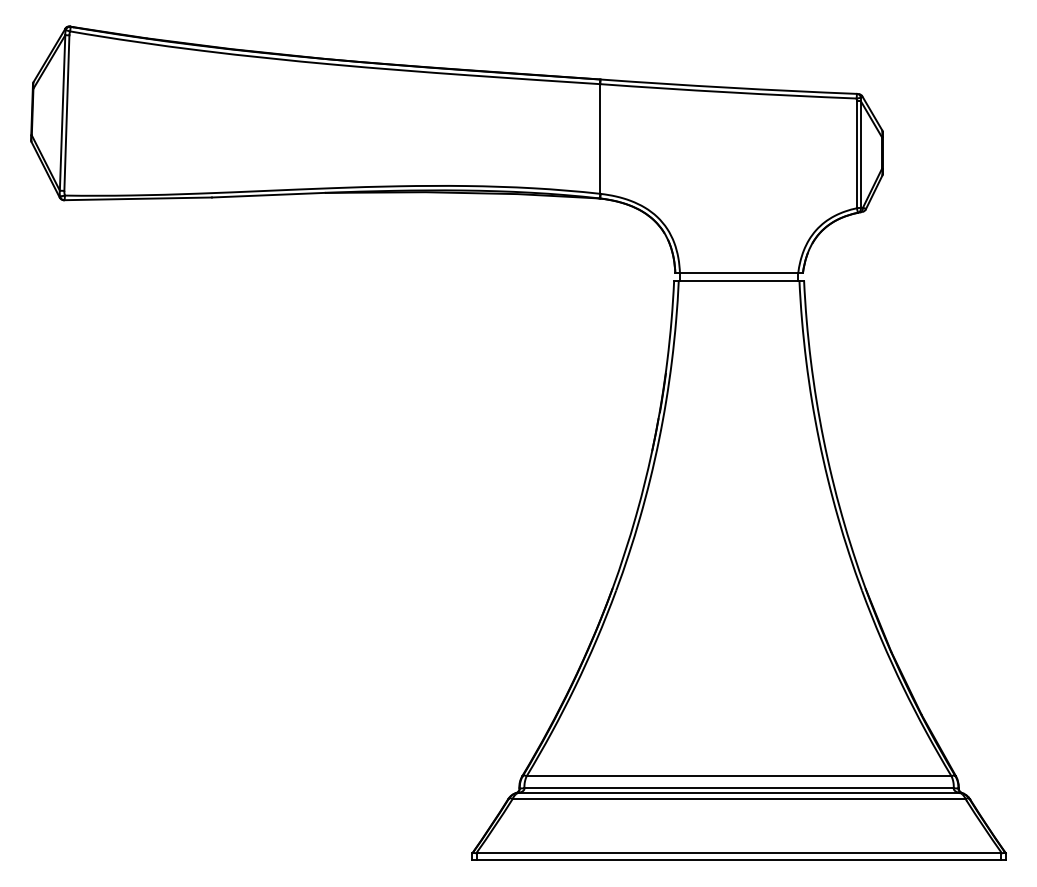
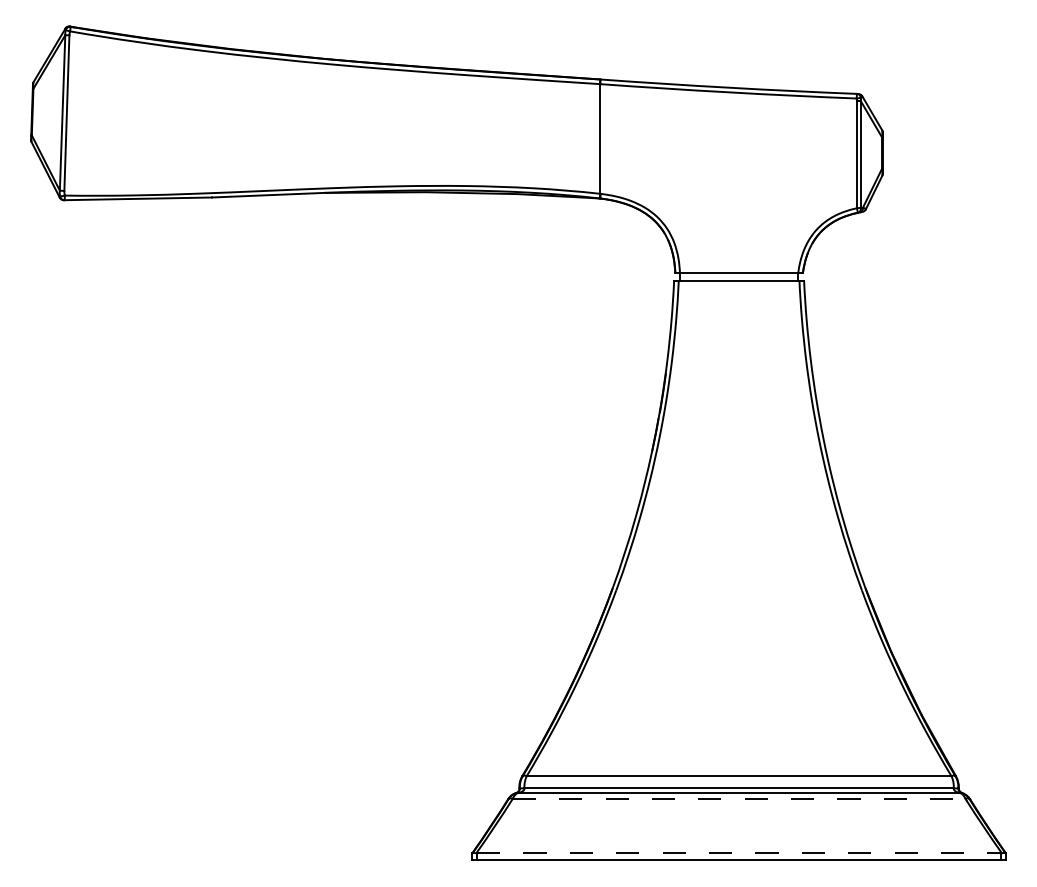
line: solid -> dashed (739, 798)
line: solid -> dashed (739, 853)
